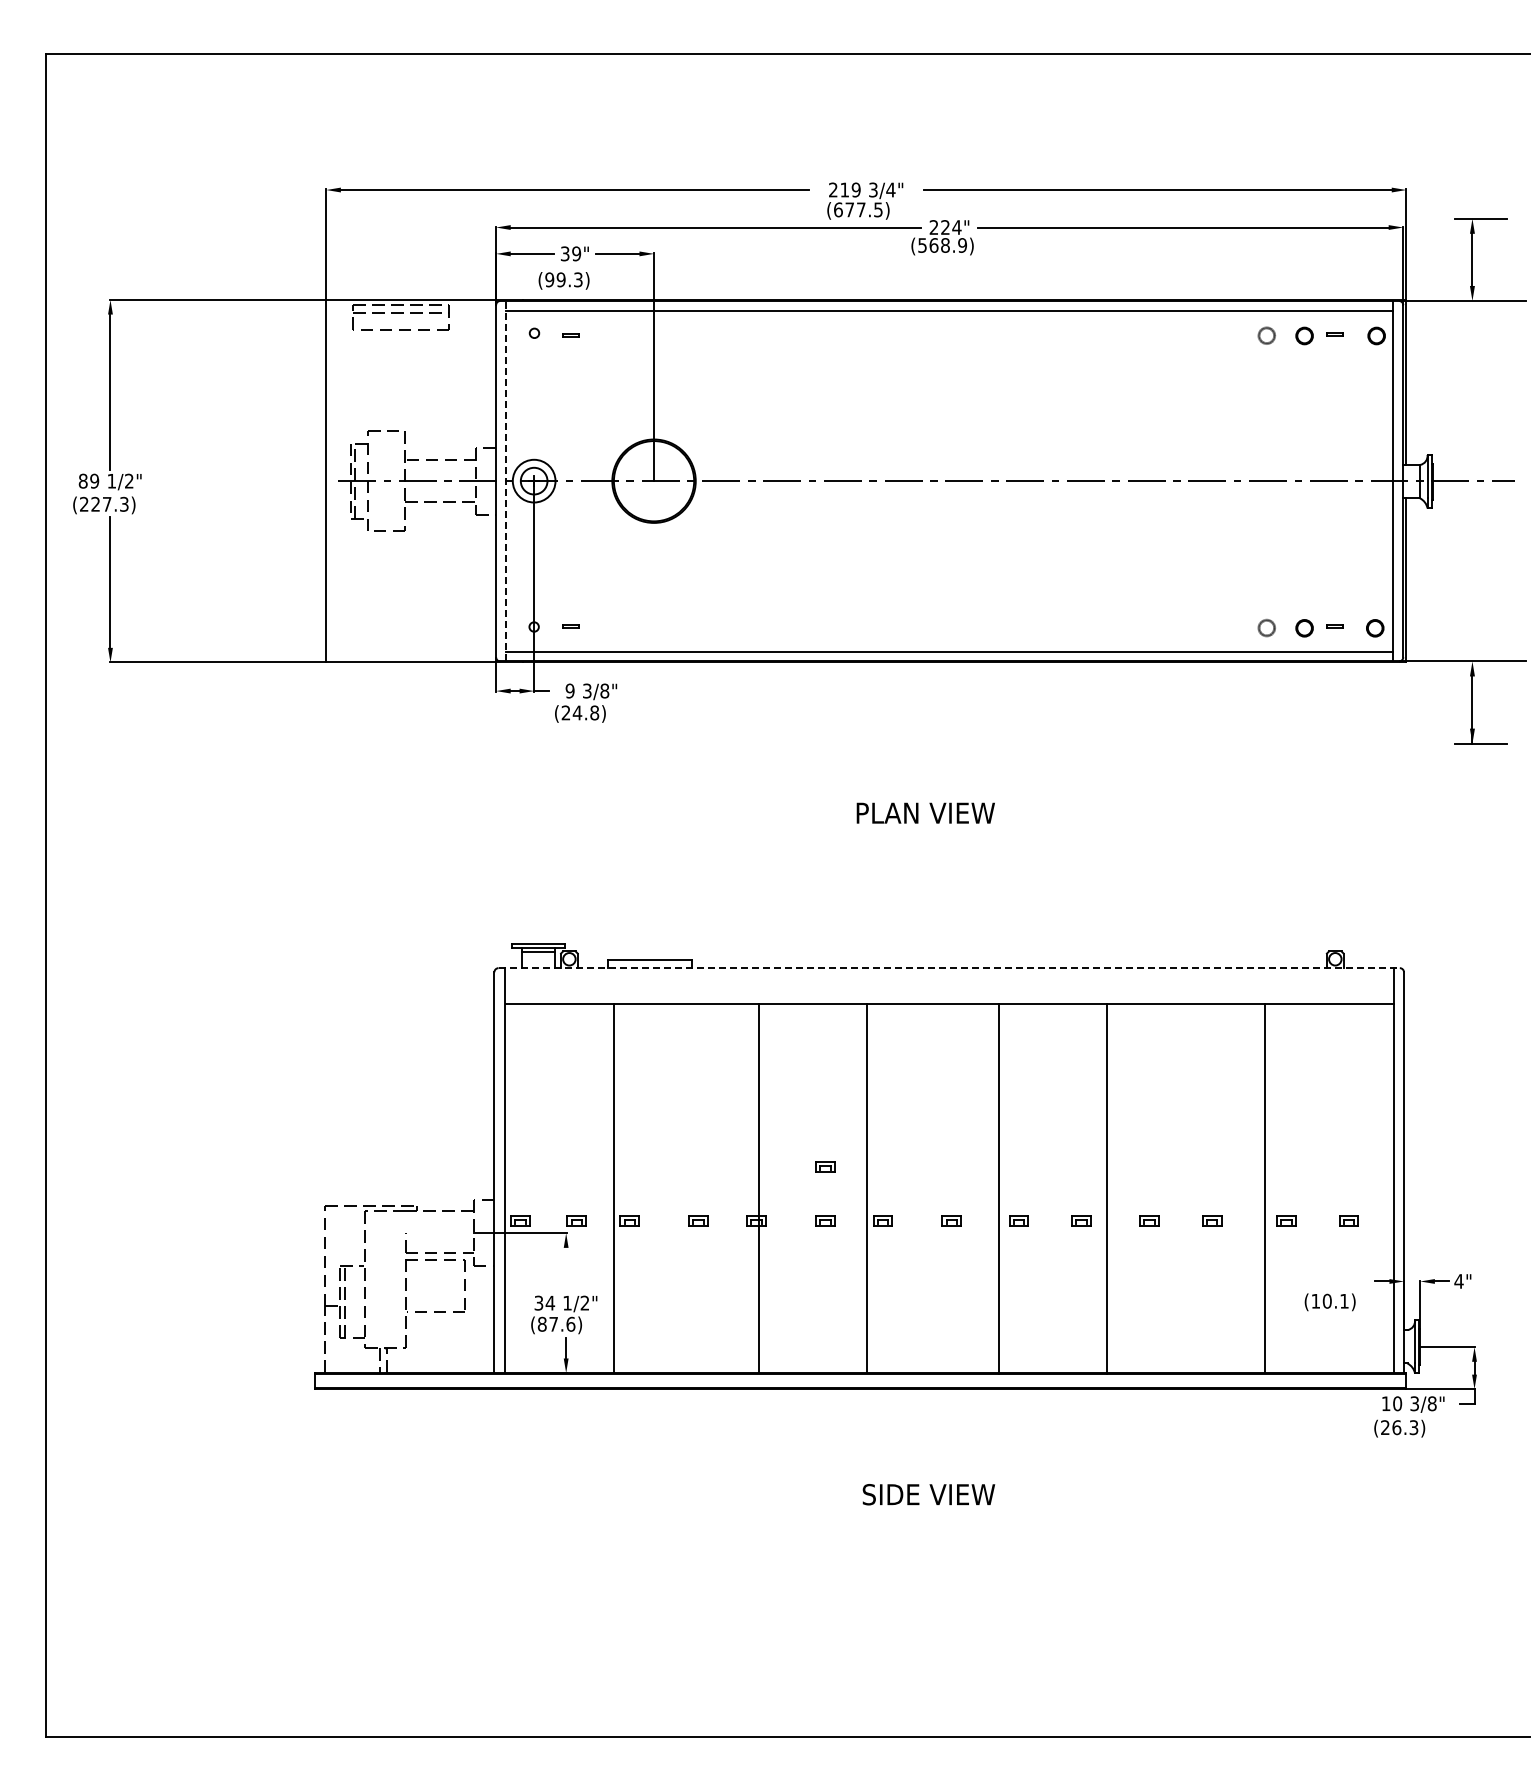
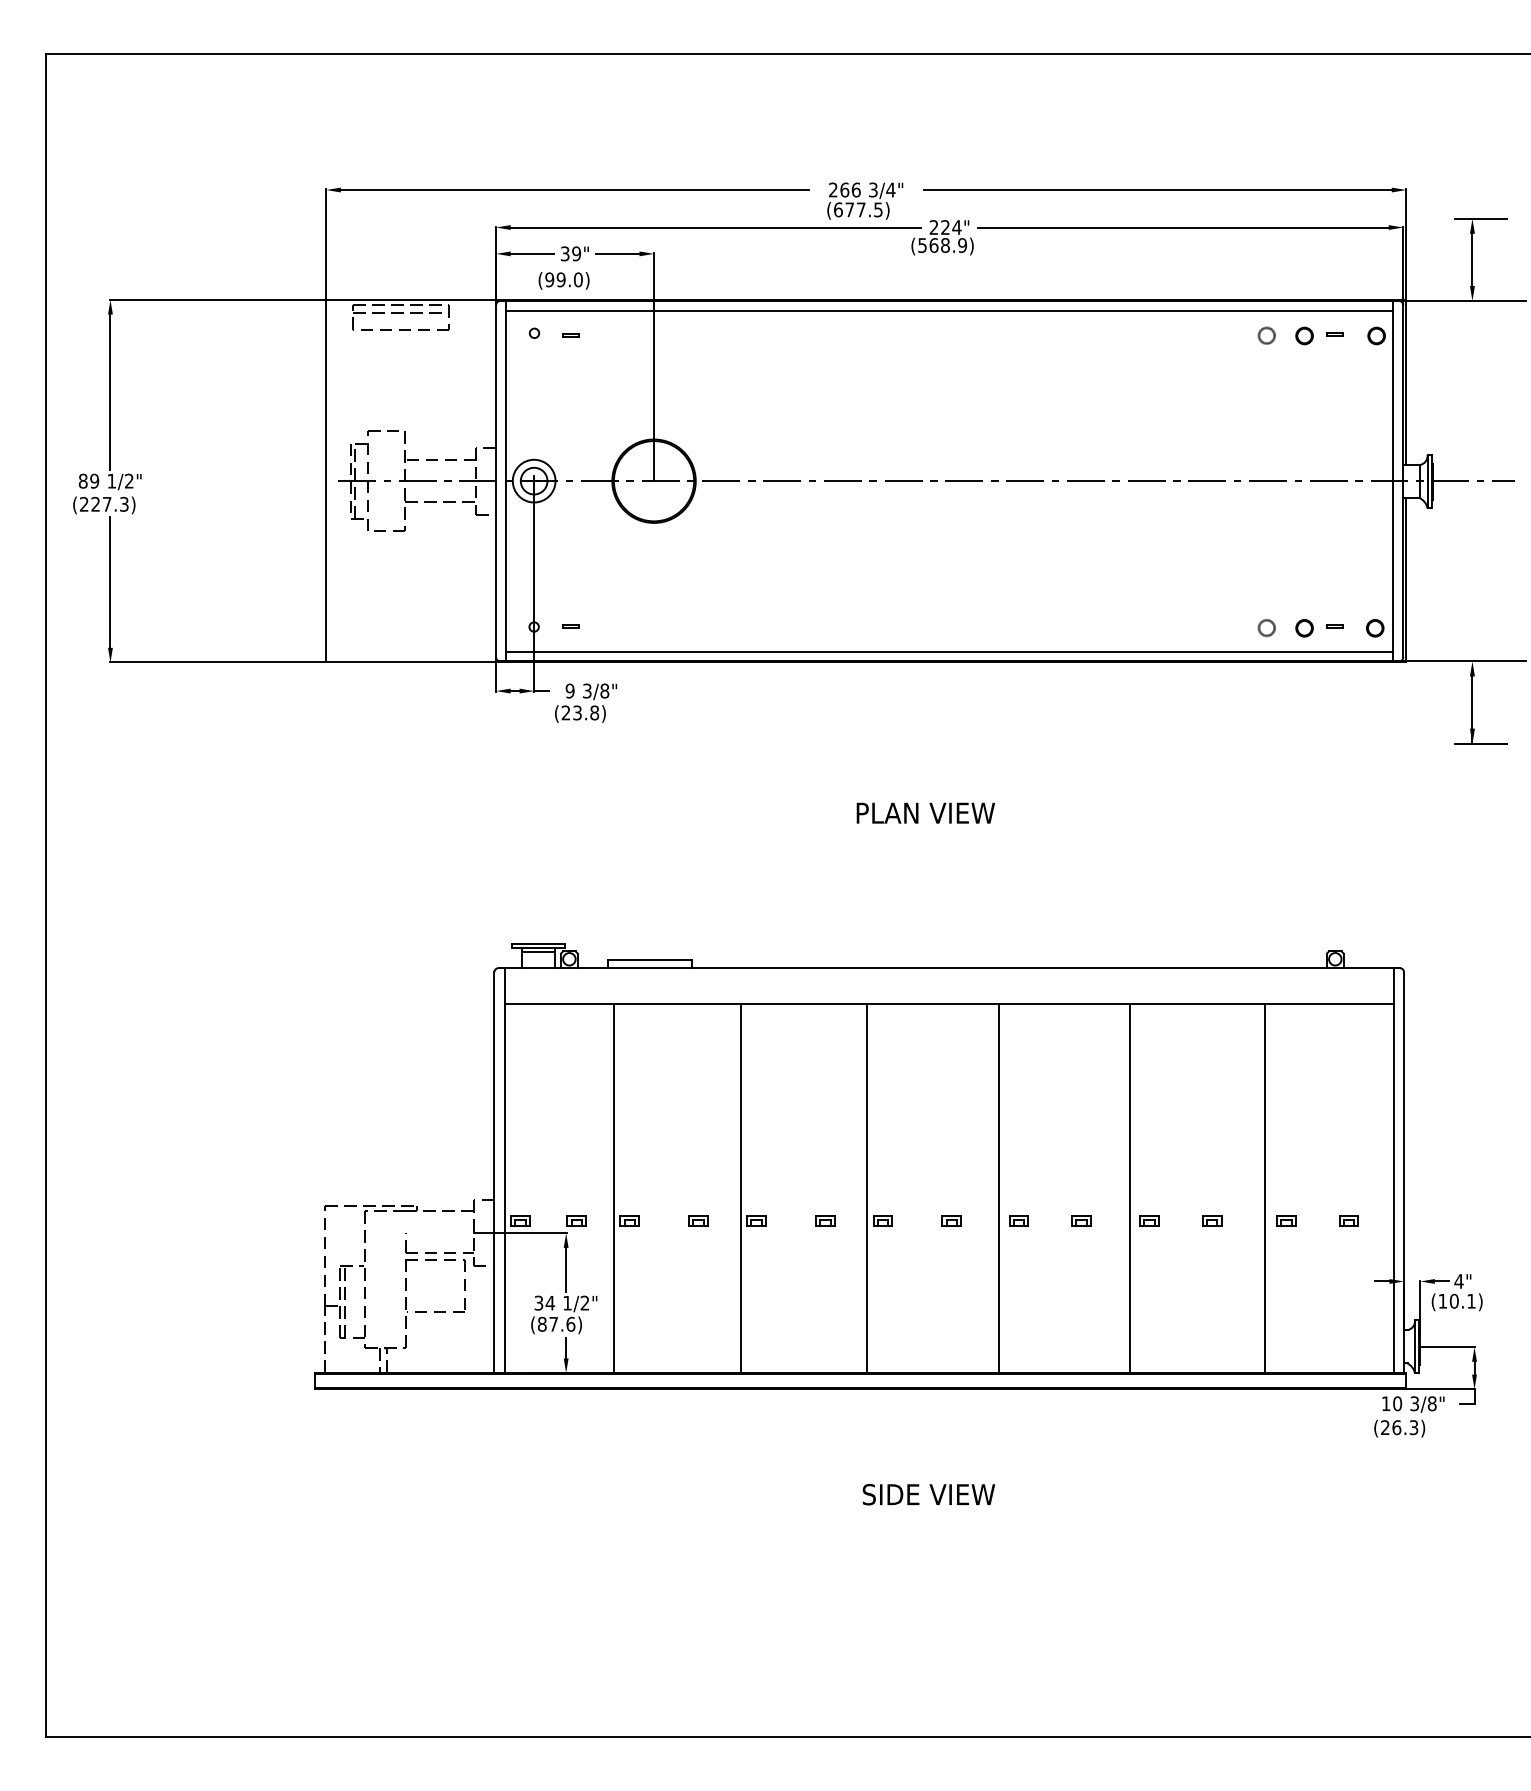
text: 219 -> 266 (850, 189)
text: (99.3) -> (99.0) (578, 279)
line: dashed -> solid (506, 480)
text: (24.8) -> (23.8) (577, 712)
line: dashed -> solid (949, 968)
part: present -> none (825, 1166)
line position: (758, 1188) -> (740, 1188) (740, 1188)
line position: (1106, 1188) -> (1129, 1188) (1129, 1188)
line: none -> present (566, 1269)
text position: (1329, 1302) -> (1456, 1302) (1456, 1302)
